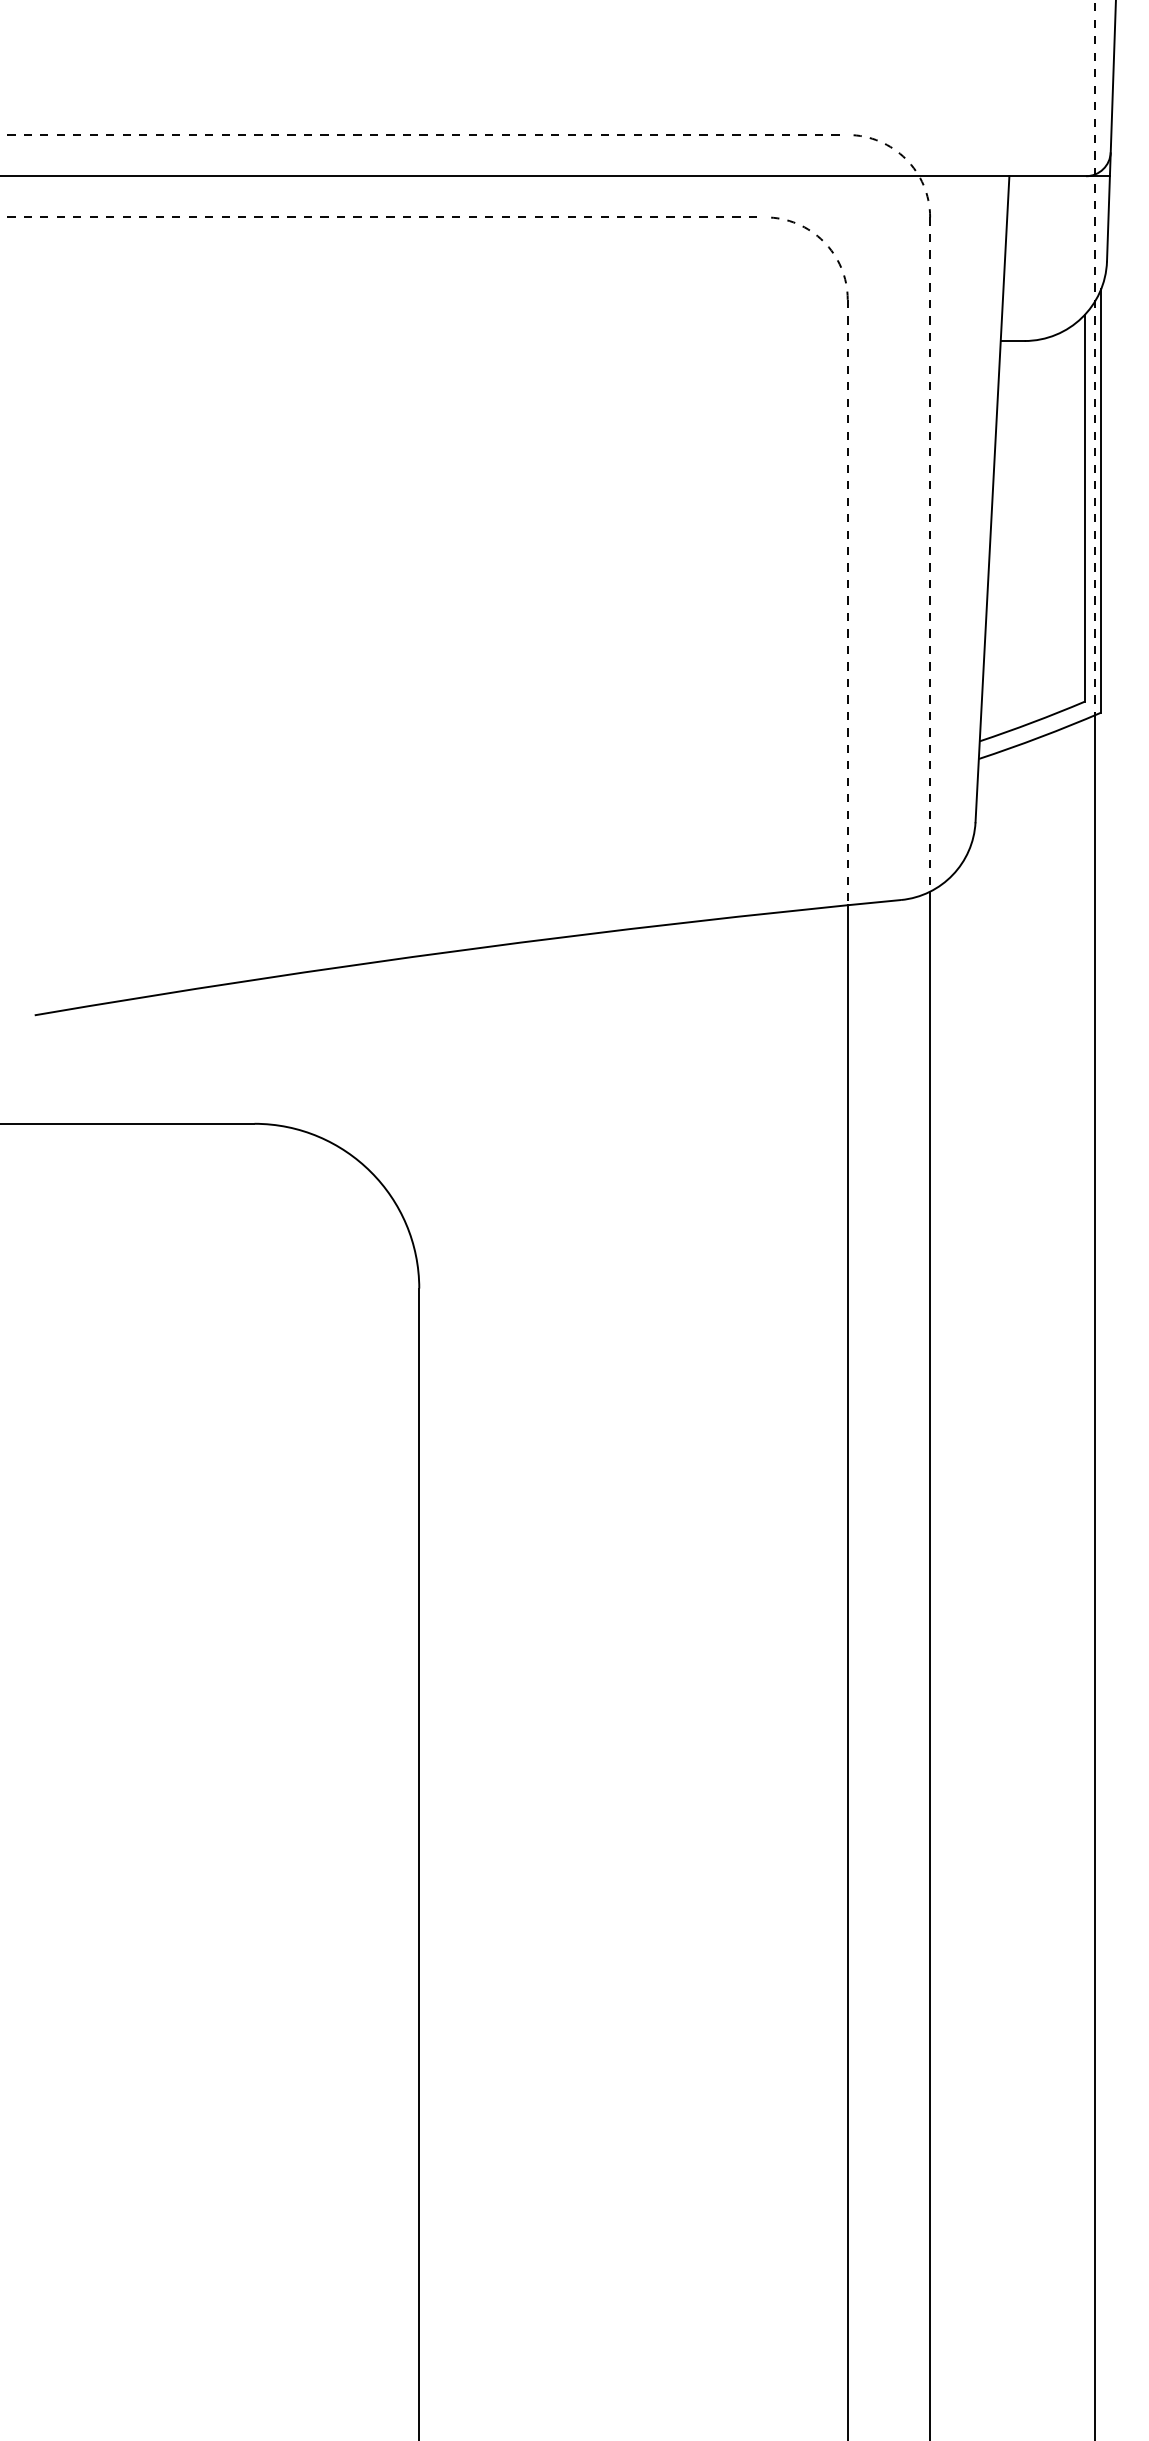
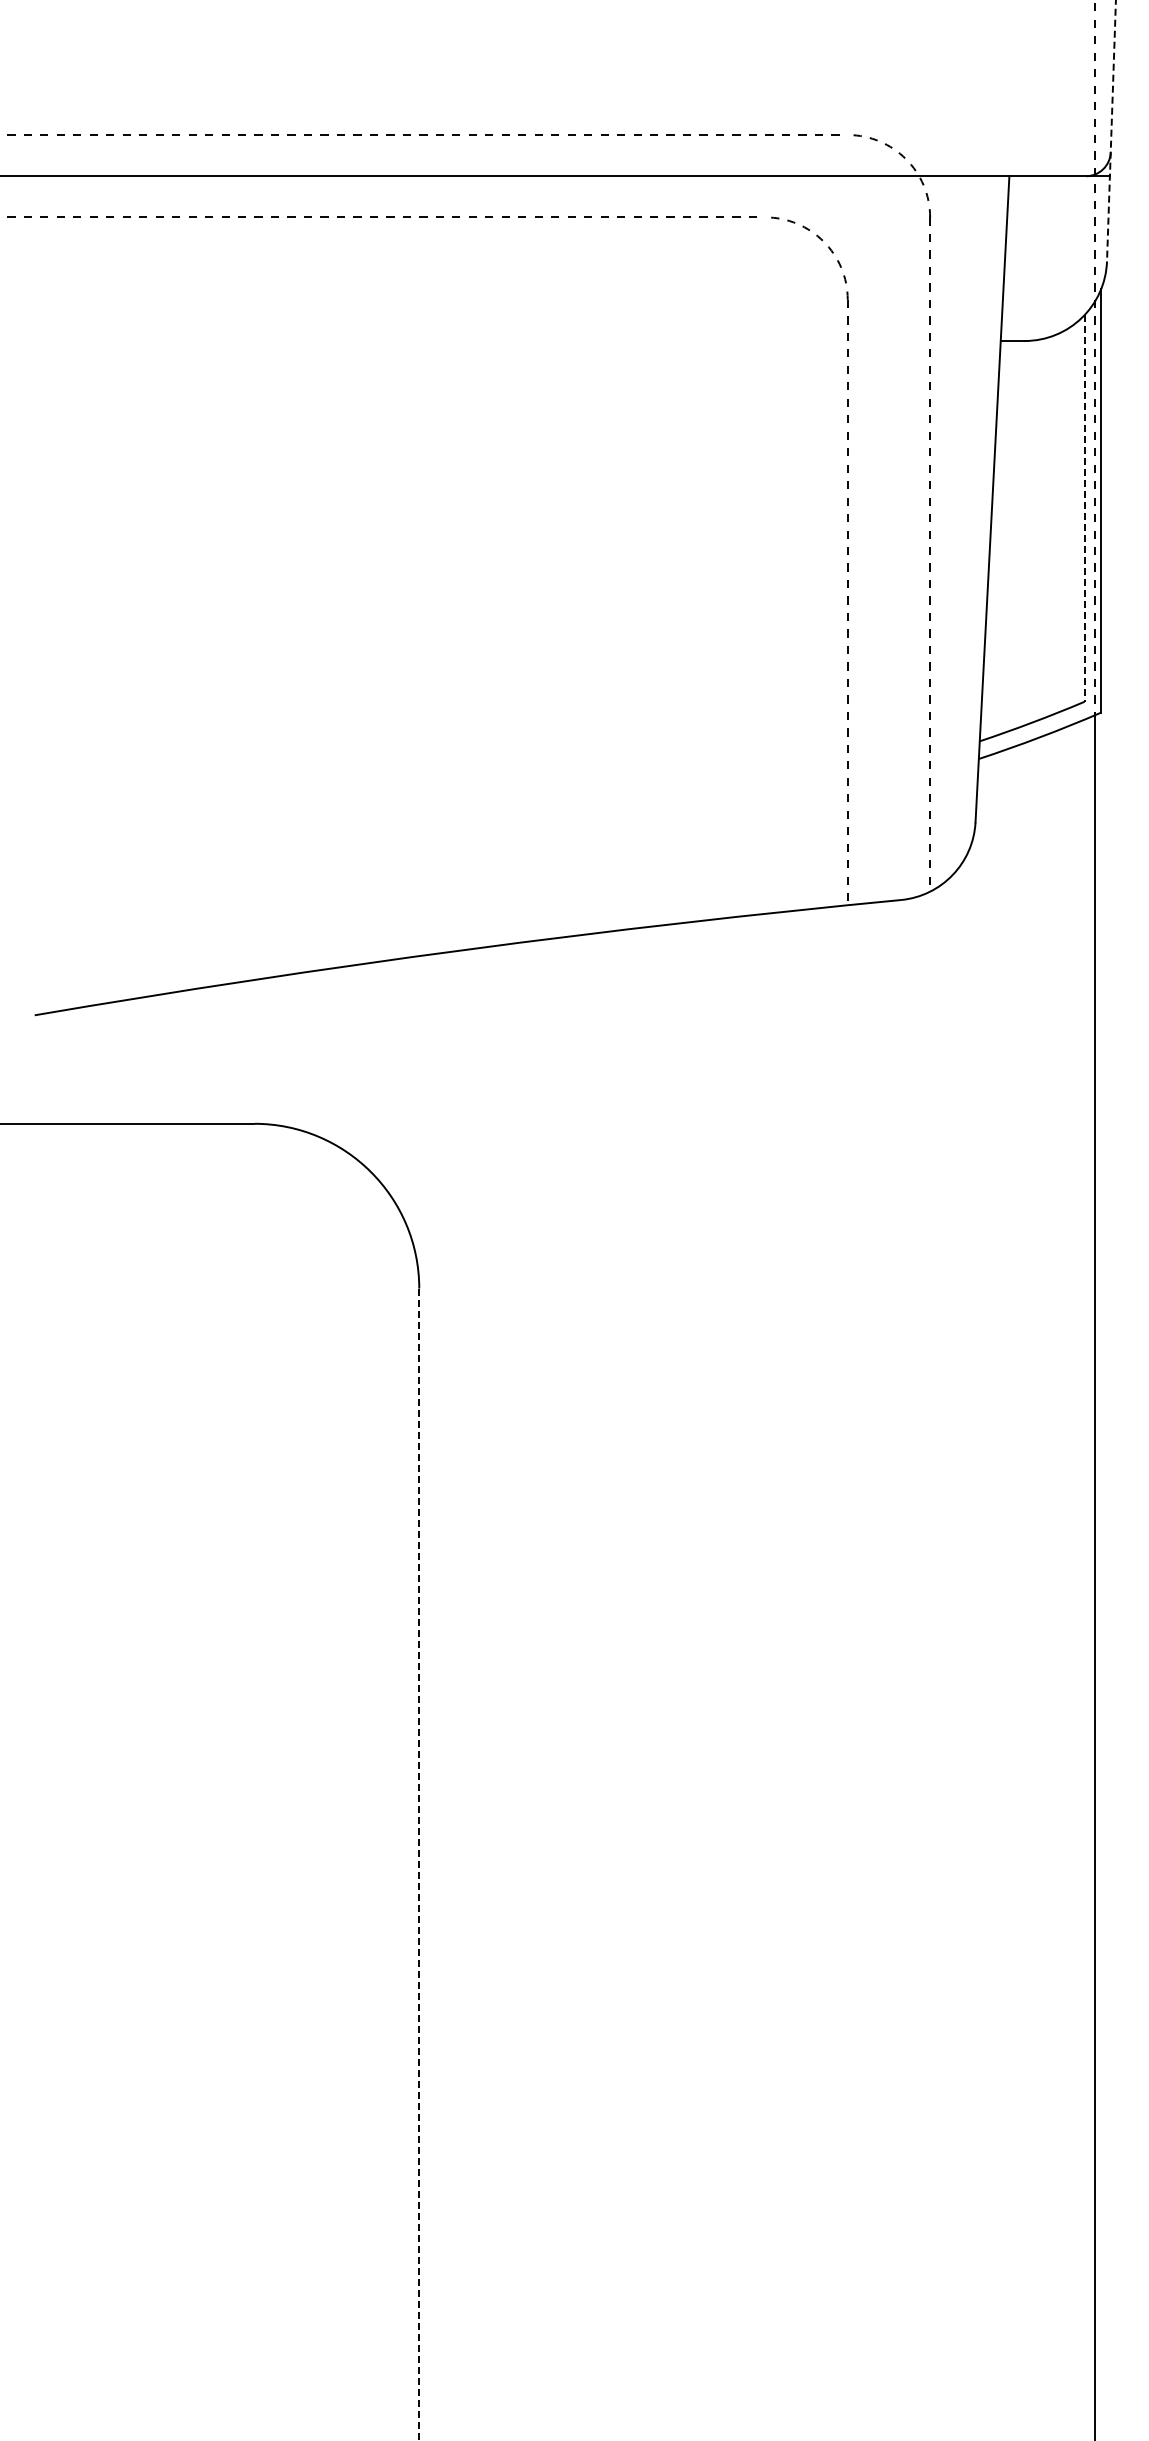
line: solid -> dashed (1111, 131)
line: solid -> dashed (1084, 508)
line: present -> none (930, 1664)
line: present -> none (847, 1671)
line: solid -> dashed (419, 1864)
